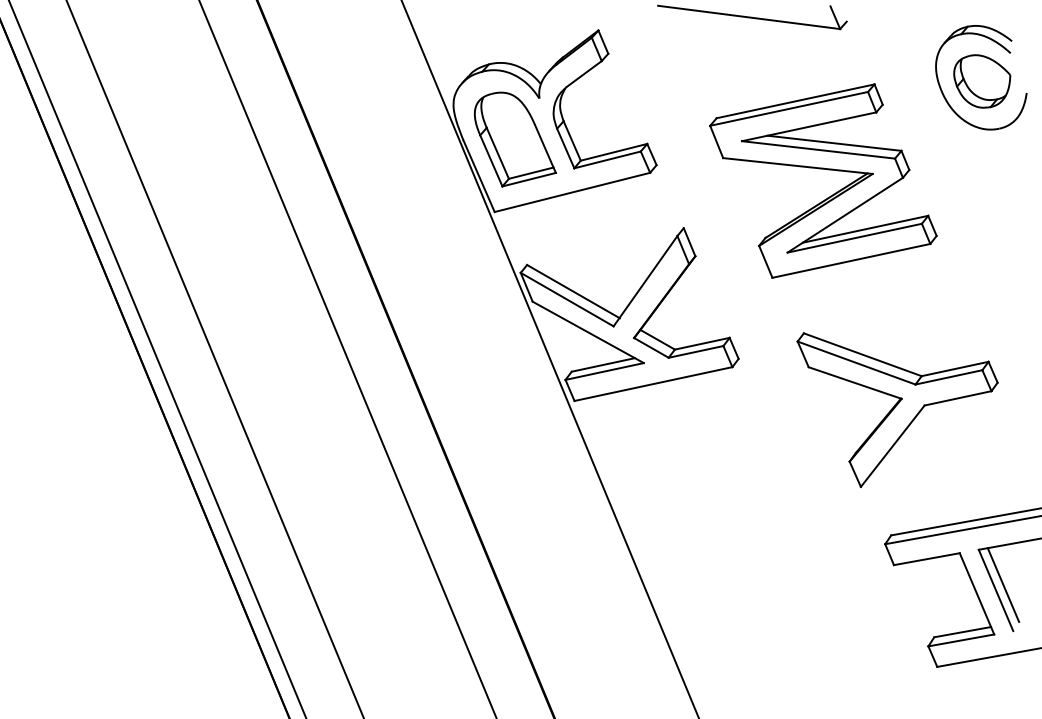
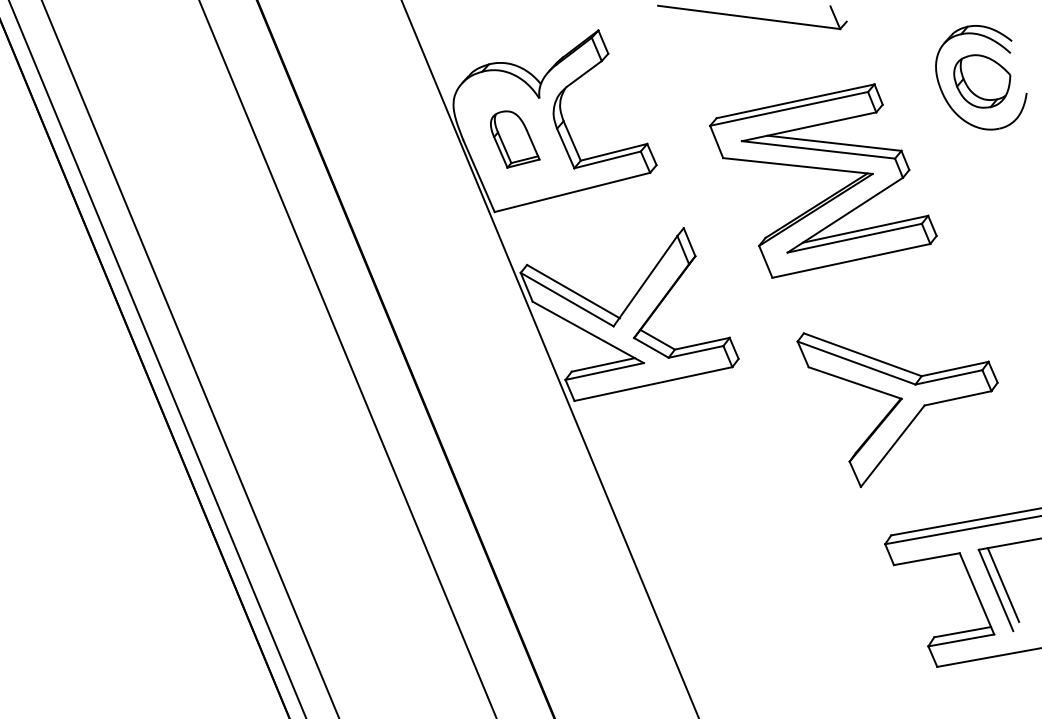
part size: 84x97 px -> 51x59 px (515, 139)
line position: (214, 358) -> (189, 358) (189, 358)
